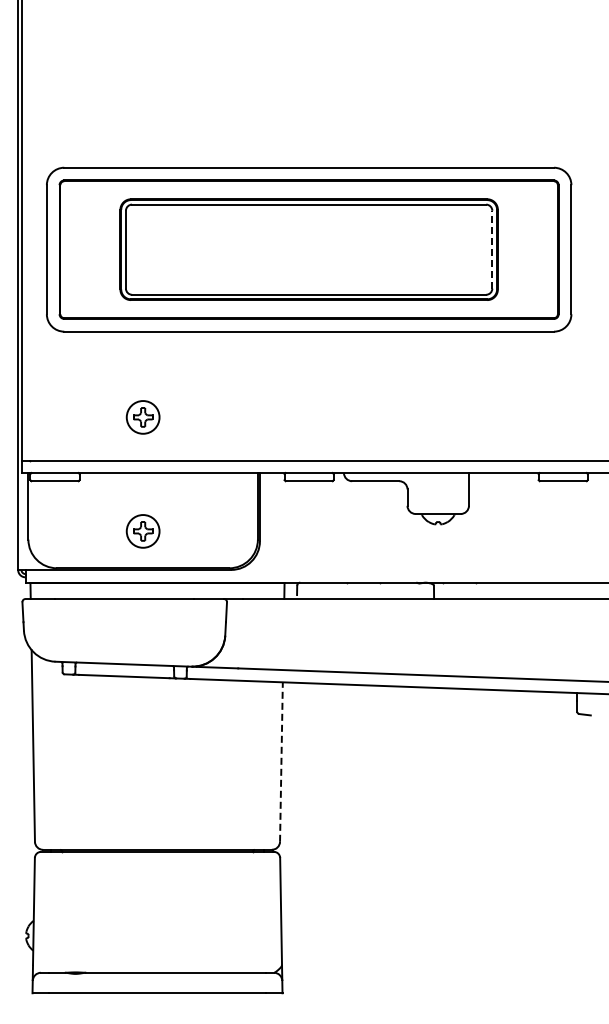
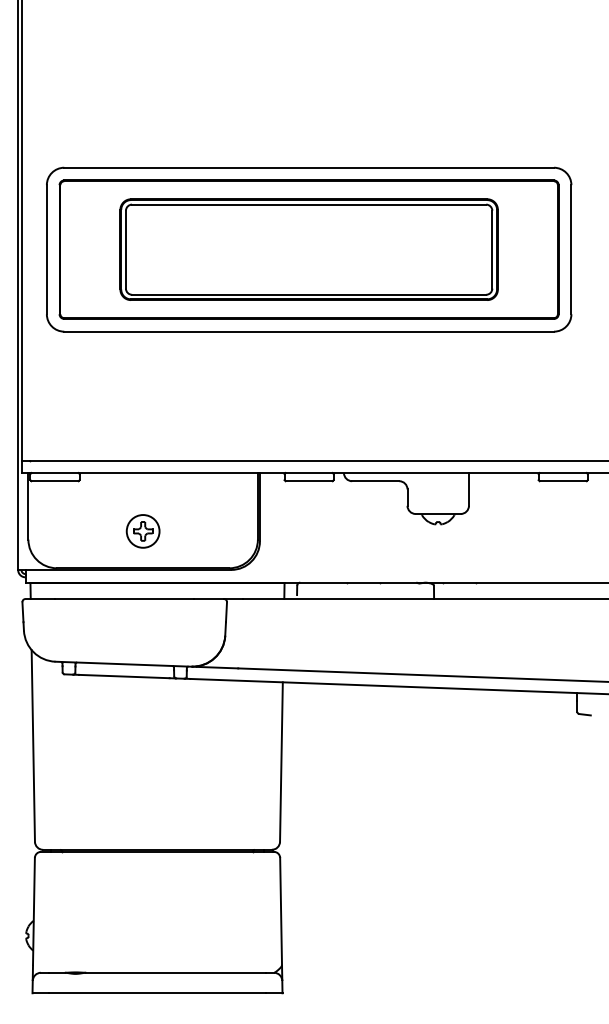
line: dashed -> solid (492, 249)
part: present -> none (142, 417)
line: dashed -> solid (281, 762)
